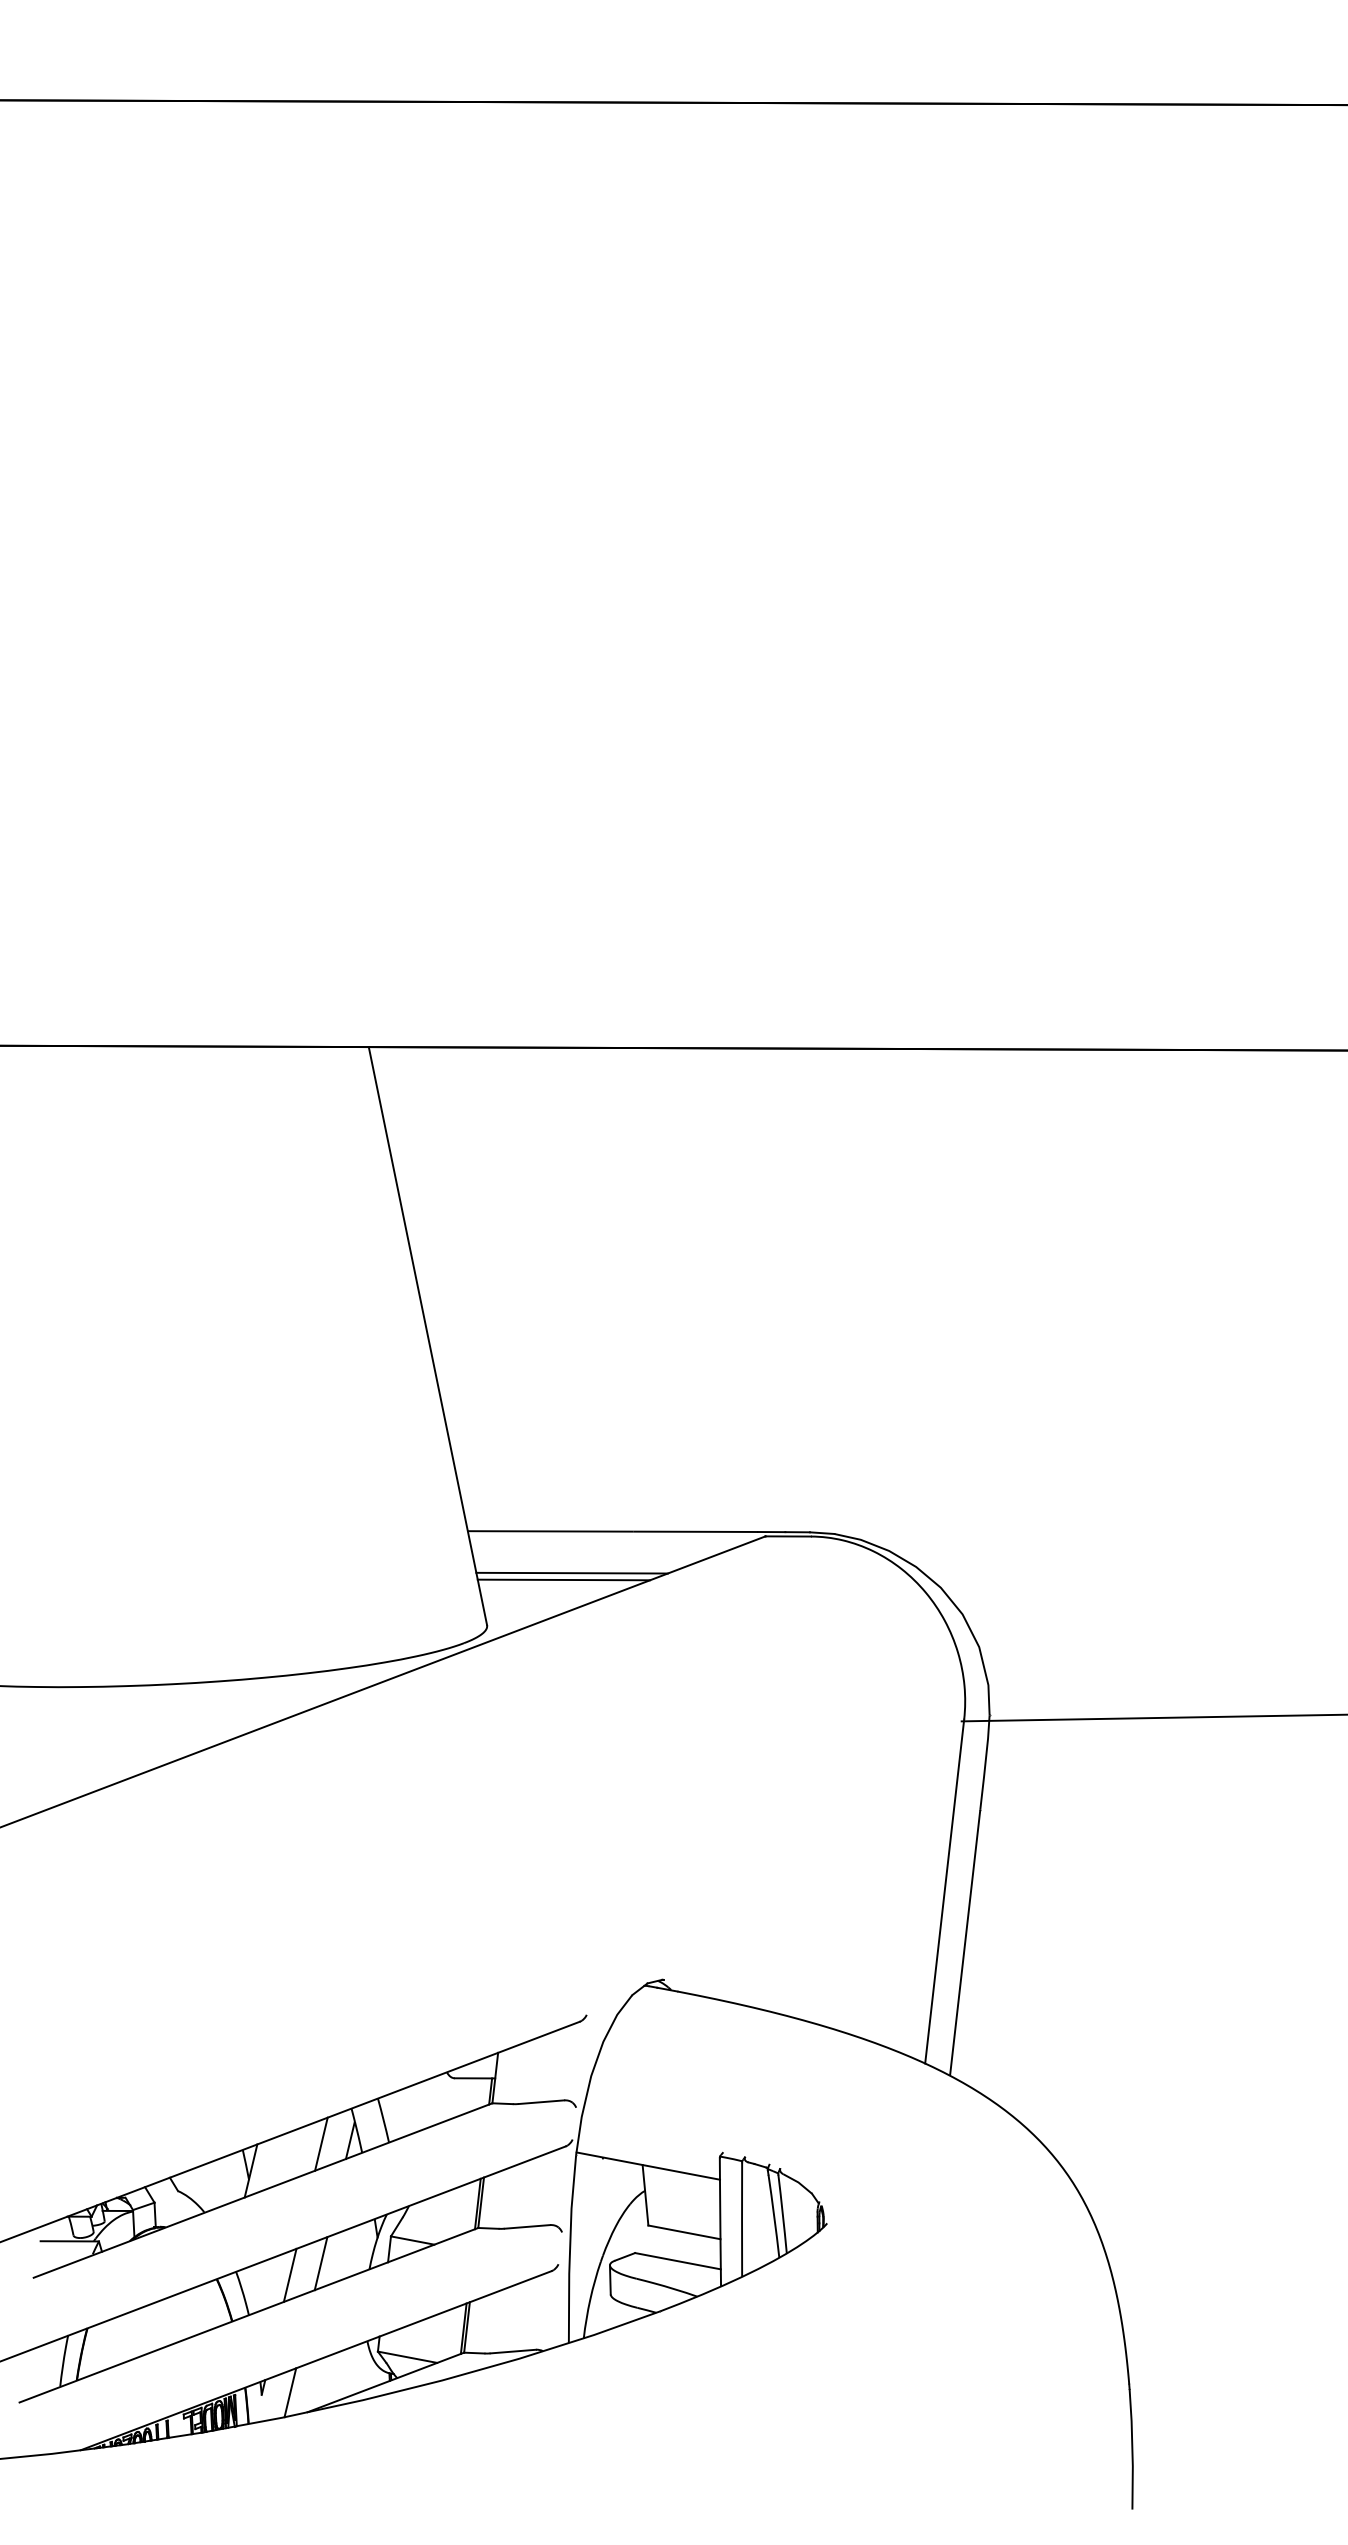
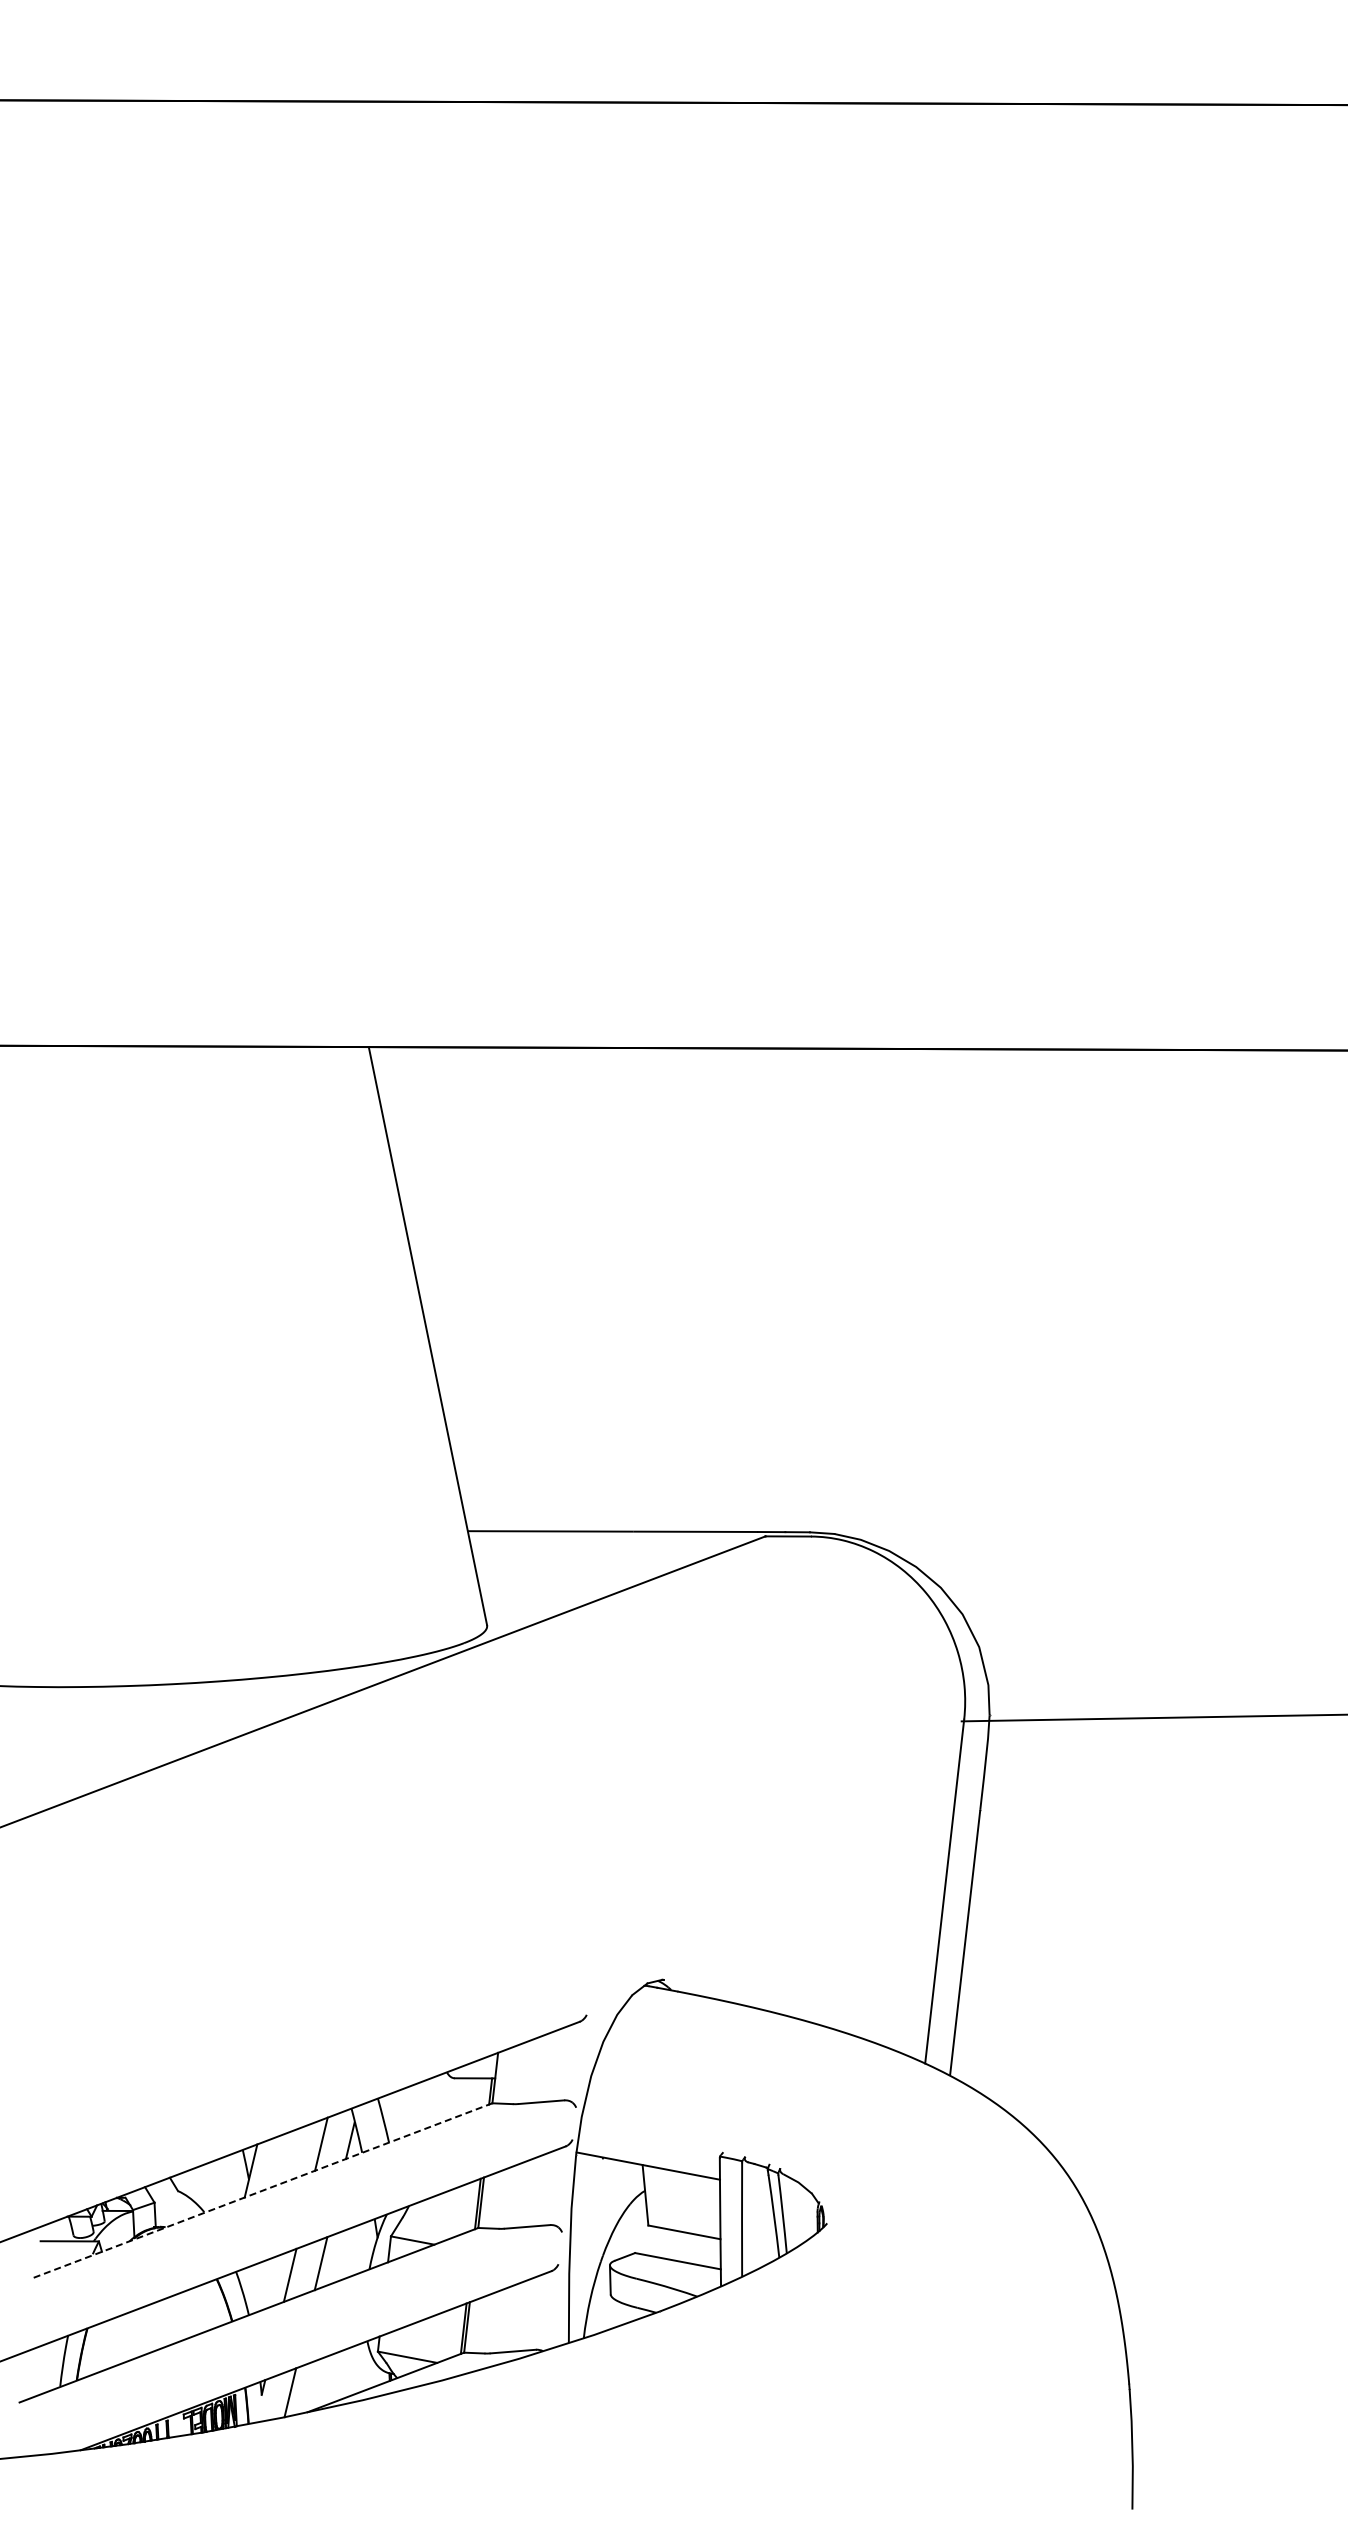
line: present -> none (571, 1572)
line: present -> none (563, 1579)
line: solid -> dashed (263, 2190)
